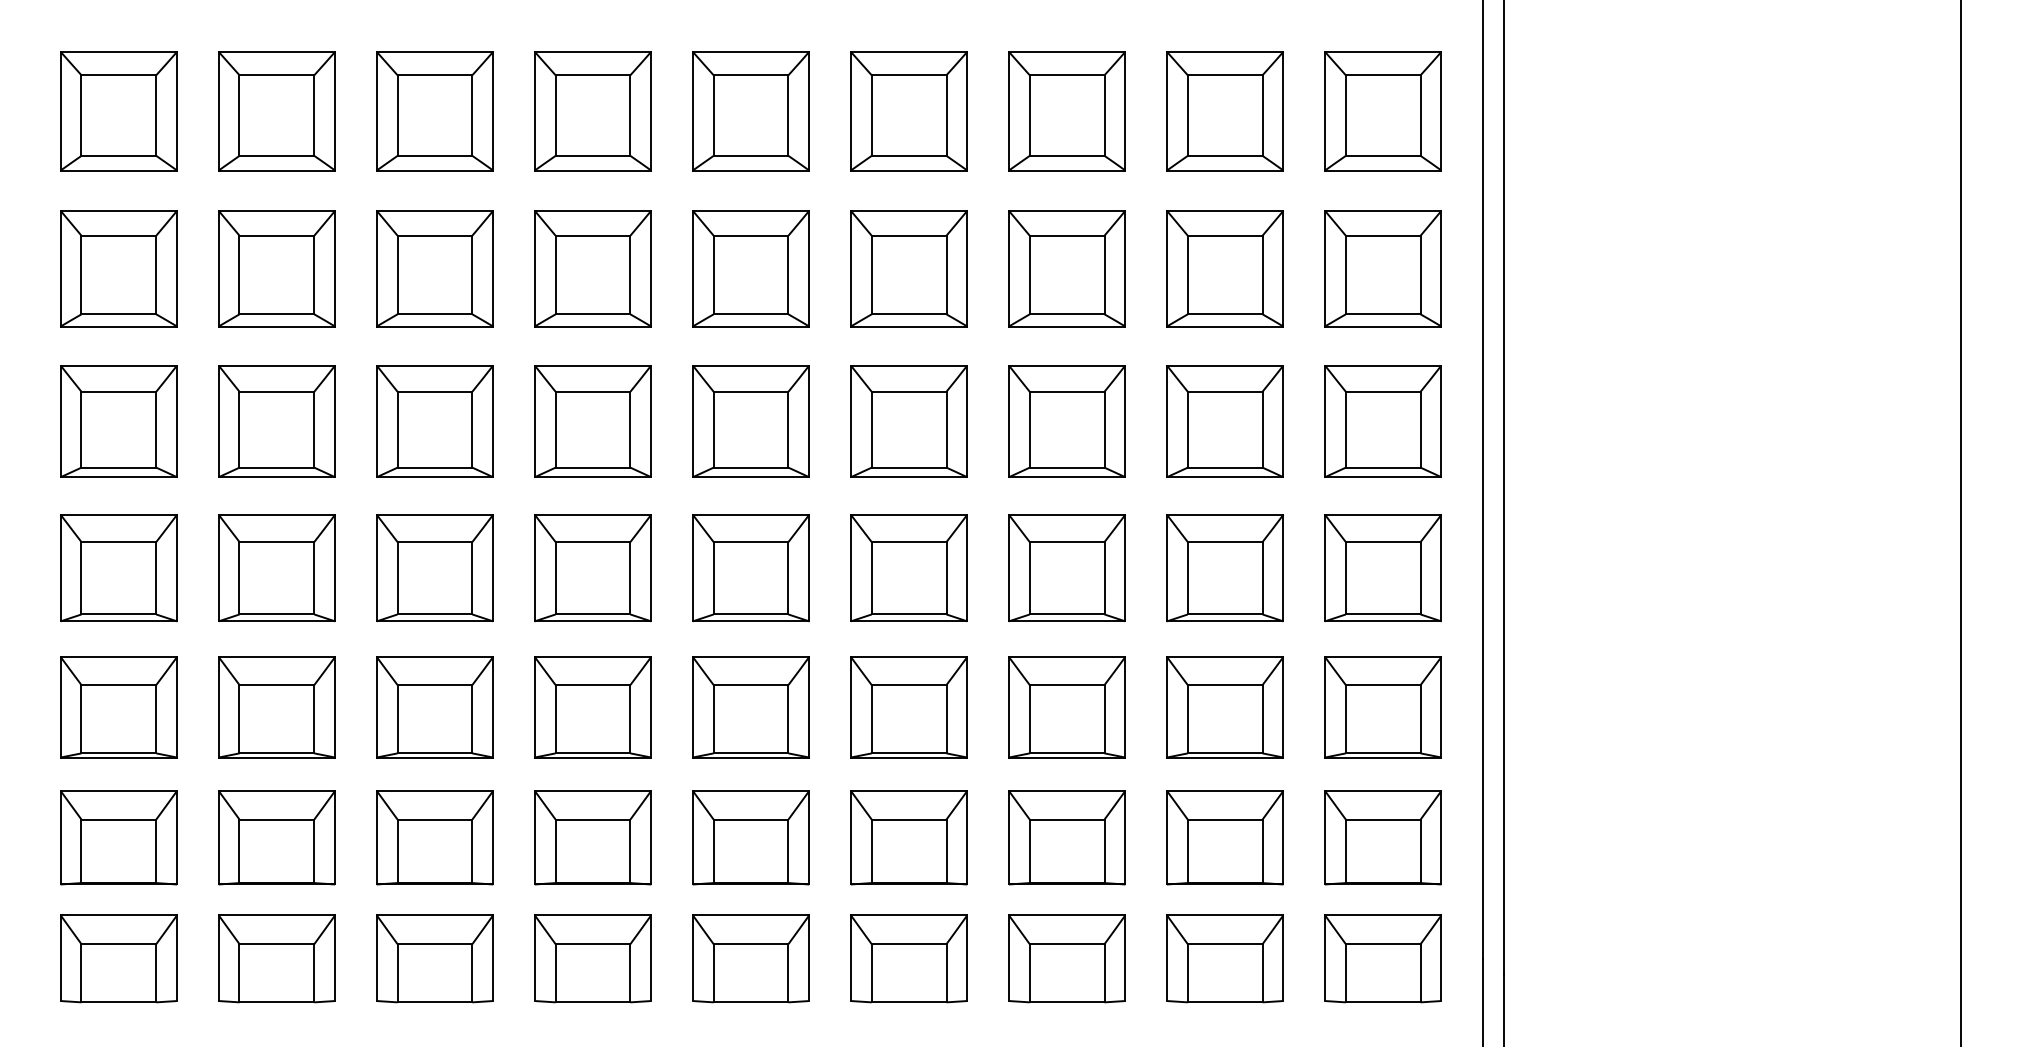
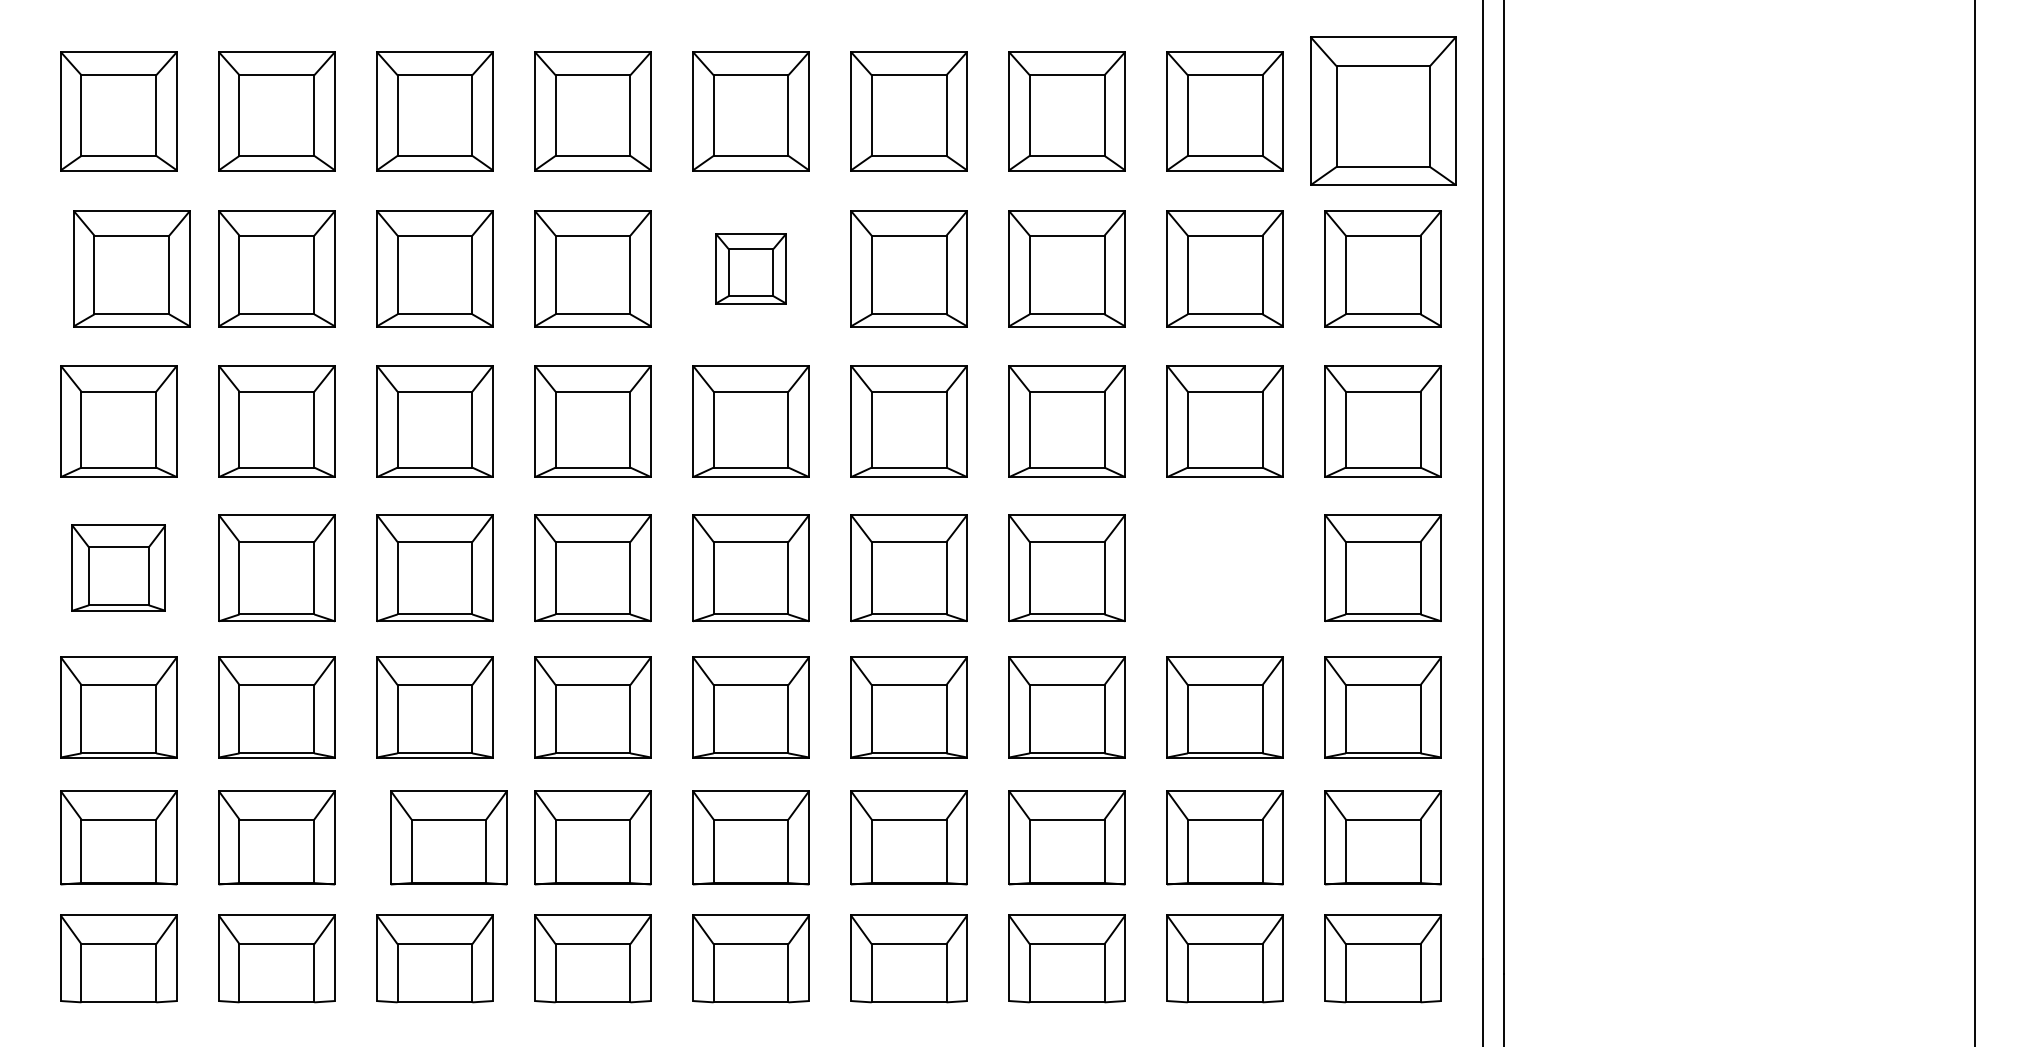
part size: 118x121 px -> 147x150 px (1383, 110)
part position: (118, 268) -> (131, 268) (131, 268)
part size: 118x118 px -> 72x72 px (750, 268)
line position: (1961, 522) -> (1975, 522) (1975, 522)
part size: 118x109 px -> 95x88 px (118, 567)
part: present -> none (1224, 568)
part position: (434, 837) -> (448, 837) (448, 837)
